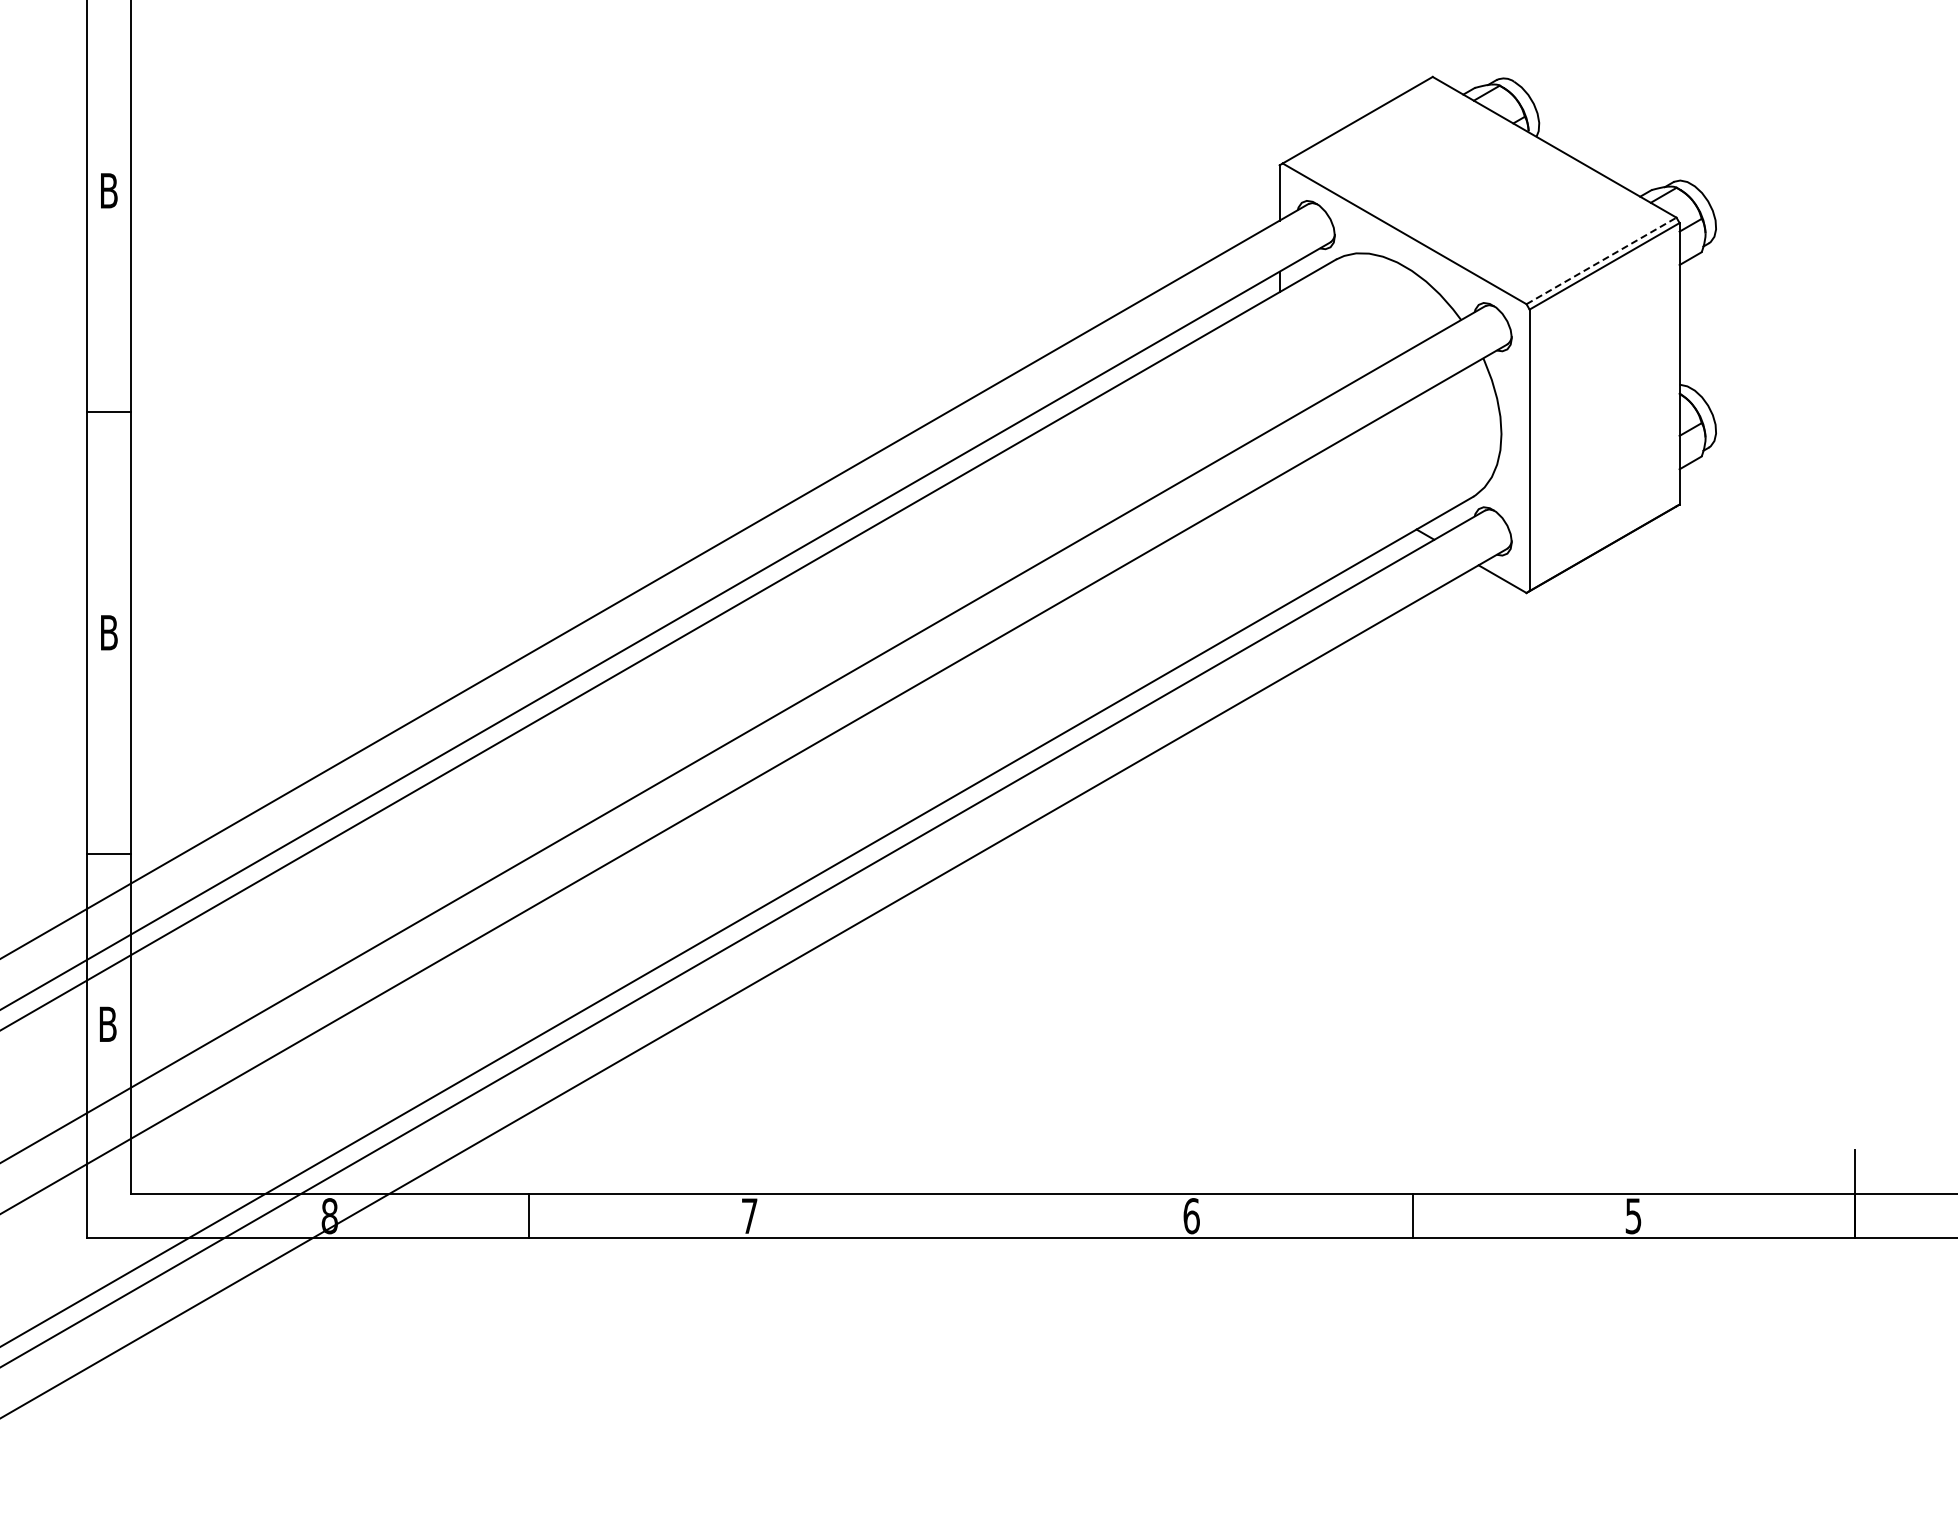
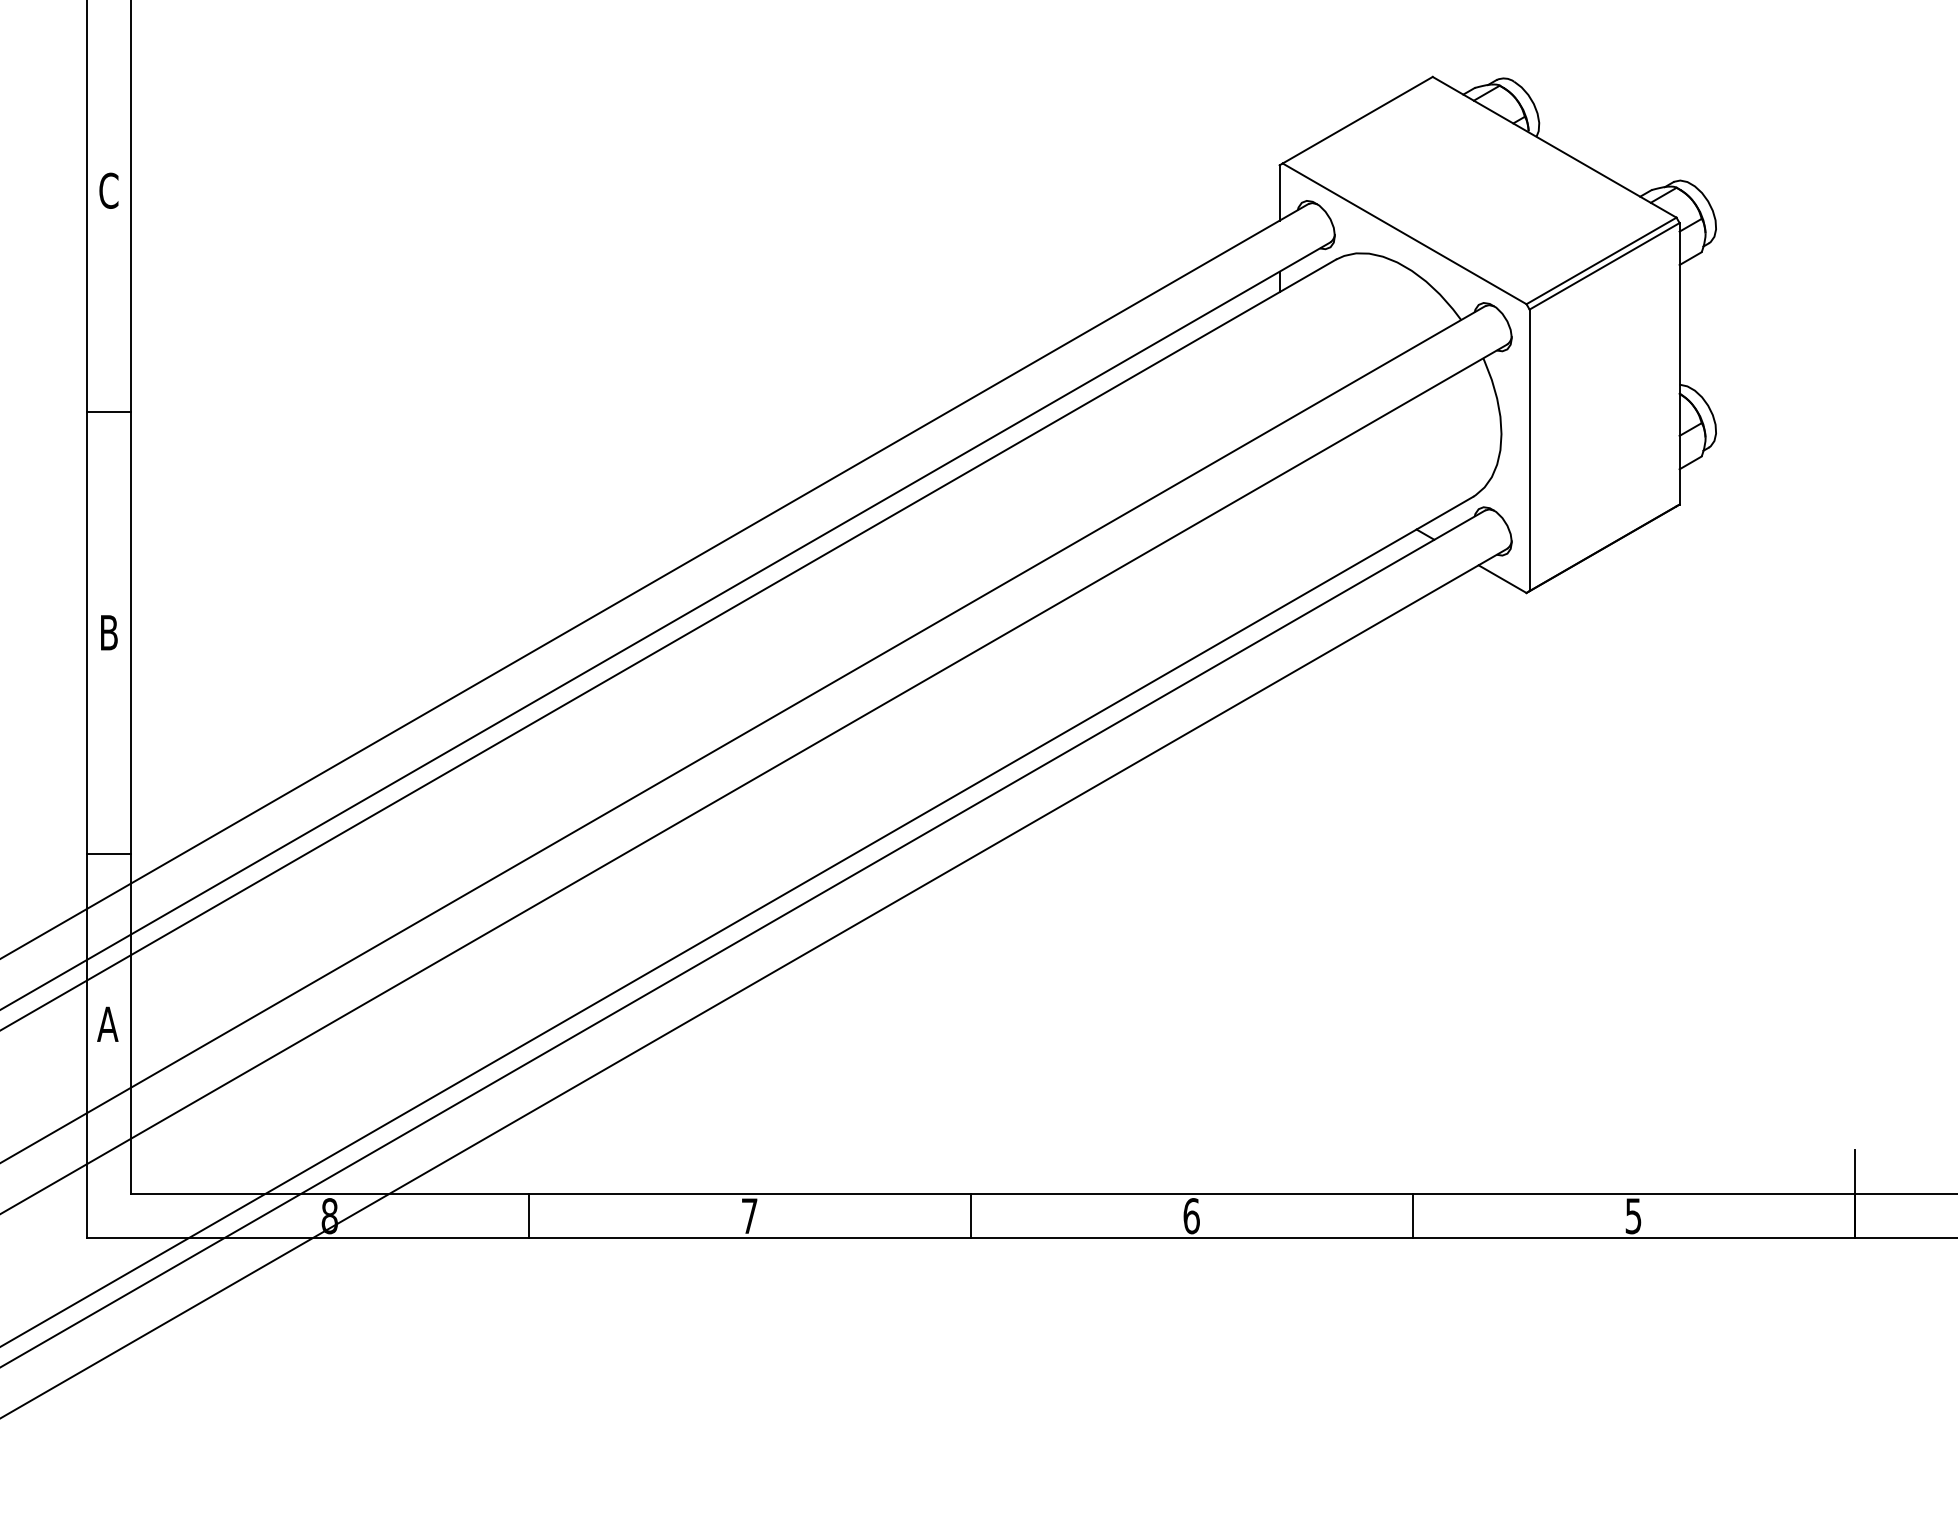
text: B -> C (108, 190)
line: dashed -> solid (1601, 260)
text: B -> A (107, 1023)
line: none -> present (971, 1215)
